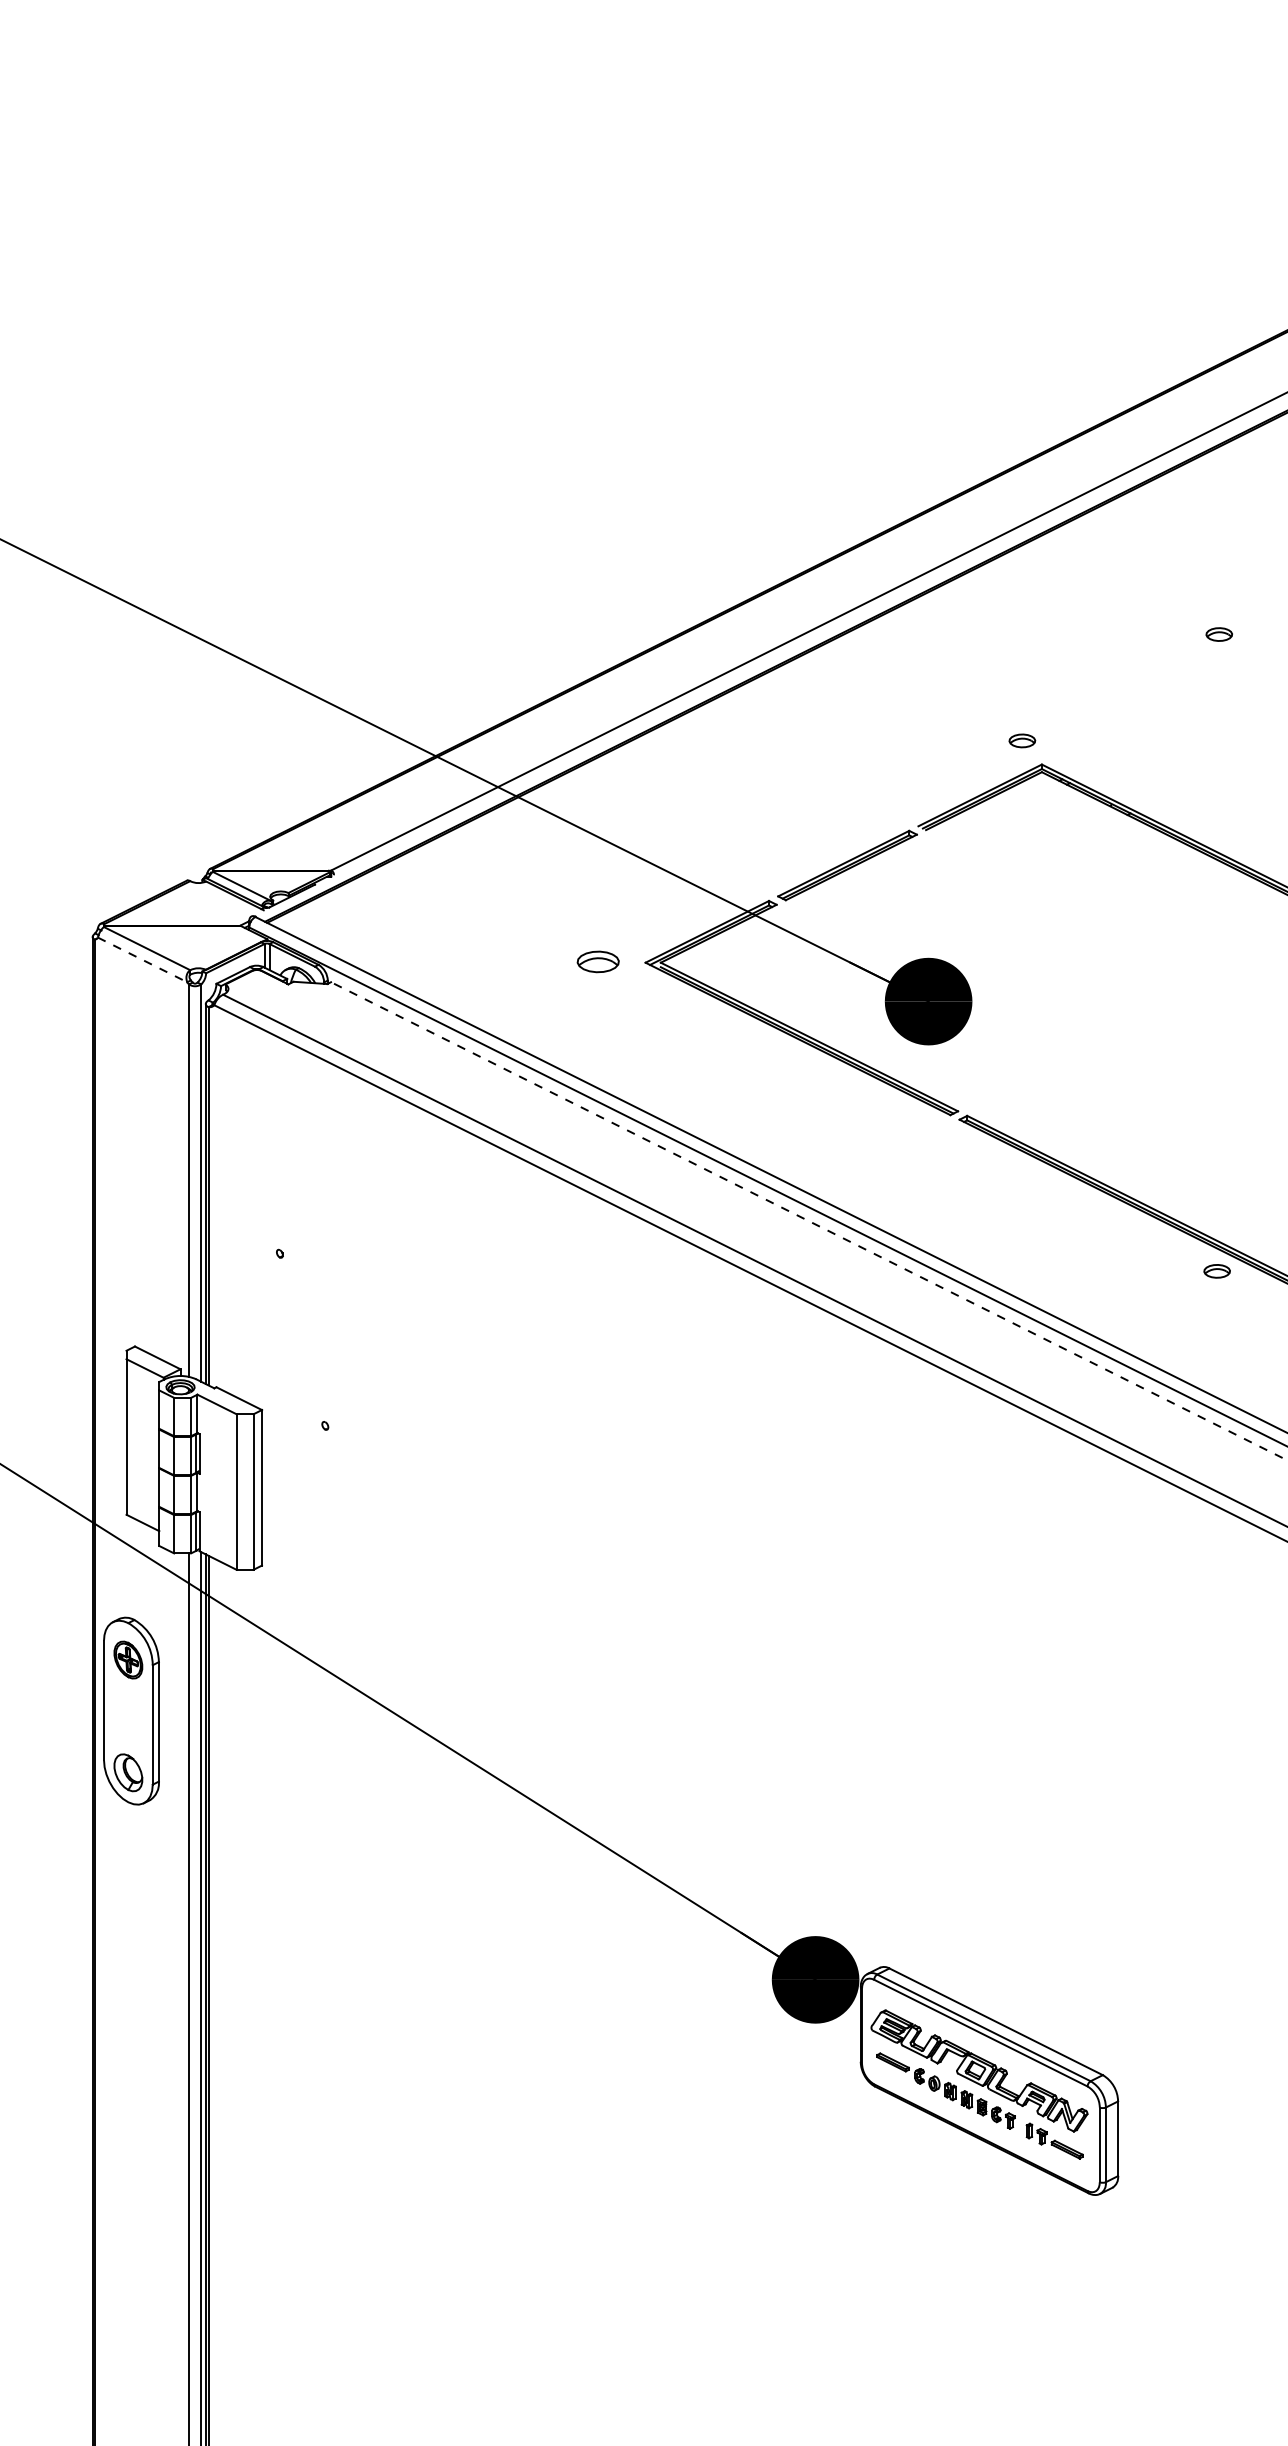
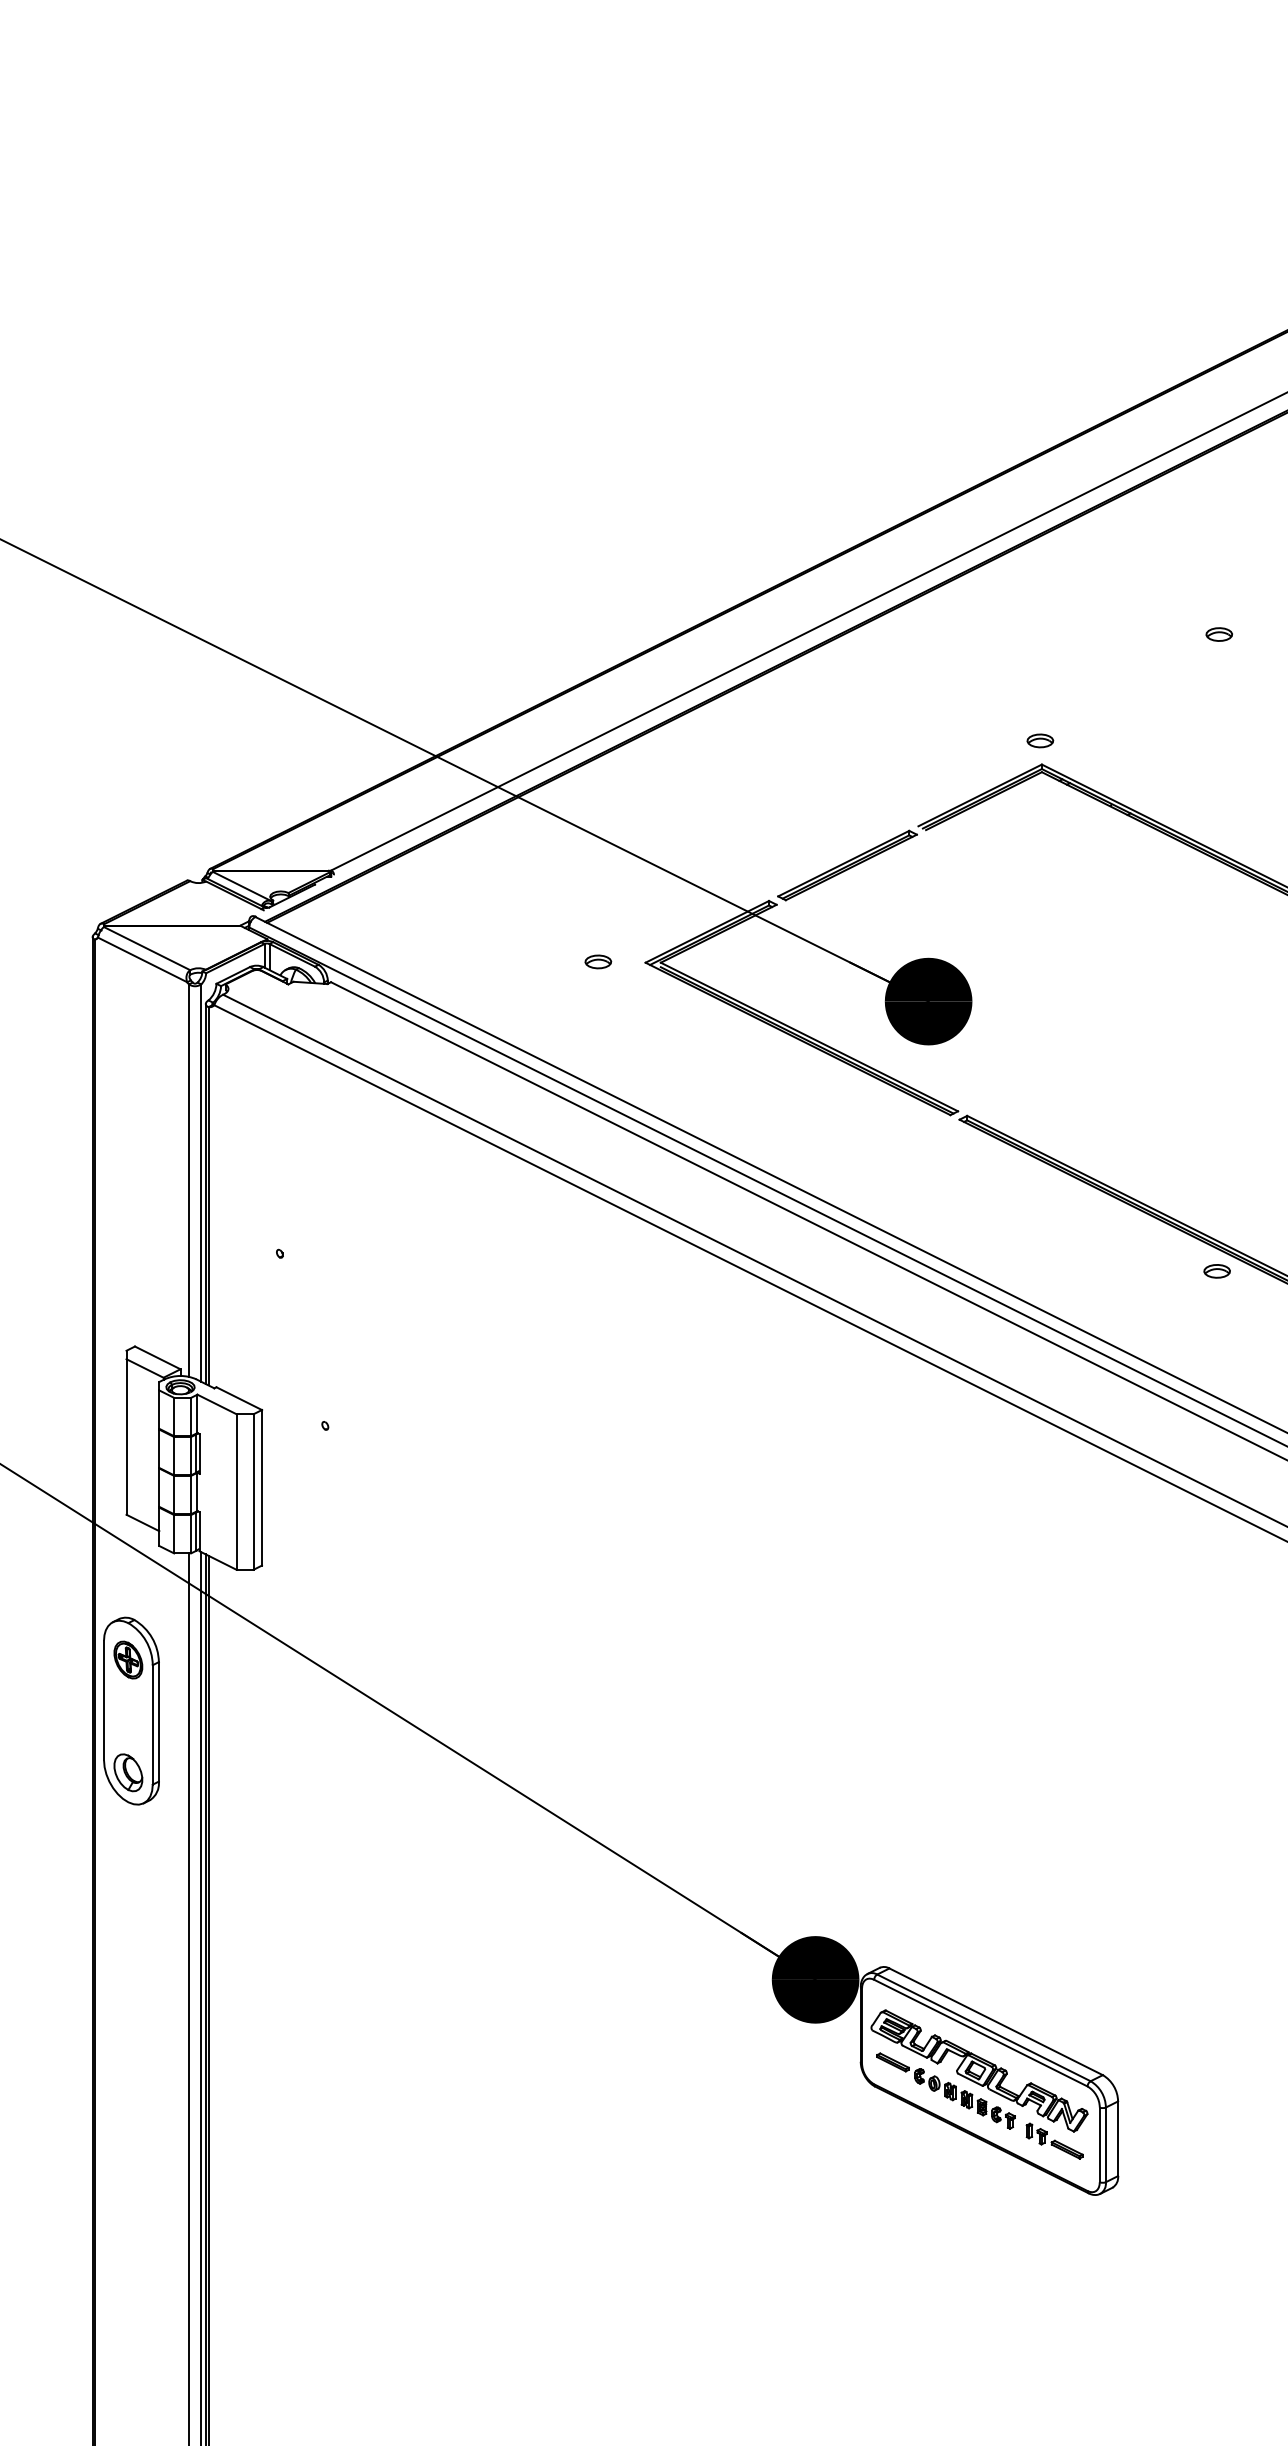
part position: (1022, 740) -> (1040, 740) (1040, 740)
line: dashed -> solid (142, 959)
part size: 44x24 px -> 29x16 px (598, 961)
line: dashed -> solid (809, 1221)
